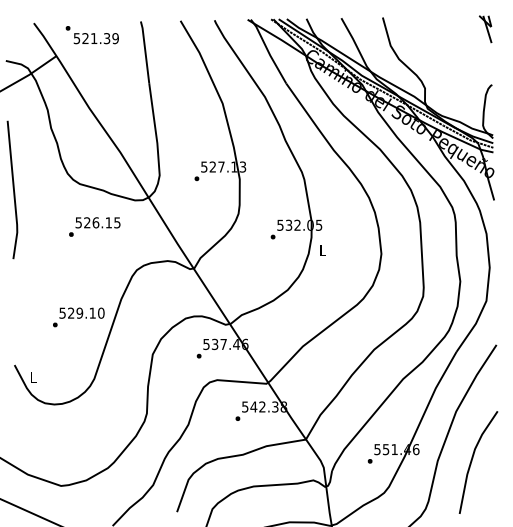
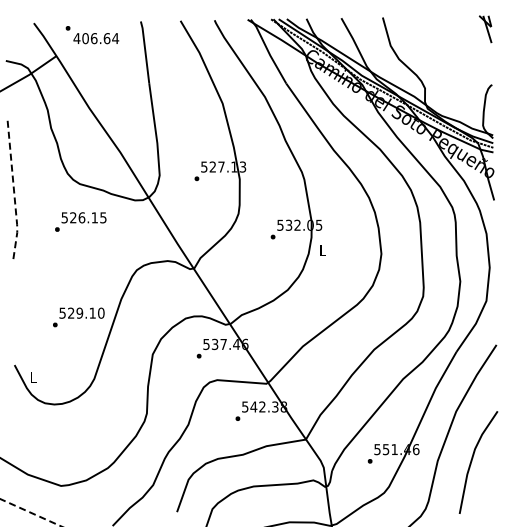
text: 521.39 -> 406.64 (96, 38)
line: solid -> dashed (14, 191)
text position: (94, 226) -> (80, 221) (80, 221)
line: solid -> dashed (31, 513)
